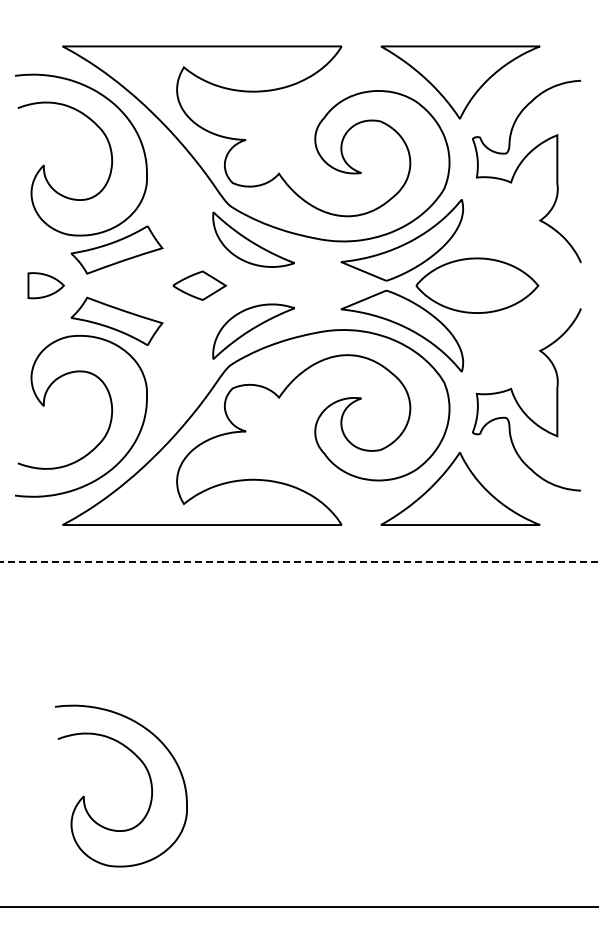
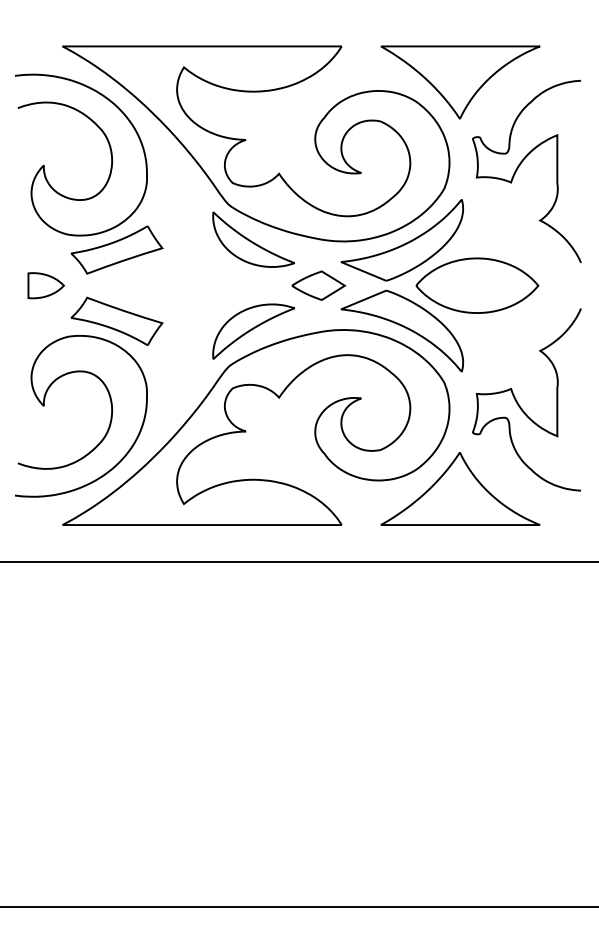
part position: (199, 285) -> (318, 285) (318, 285)
line: dashed -> solid (299, 561)
curve: present -> none (147, 773)
